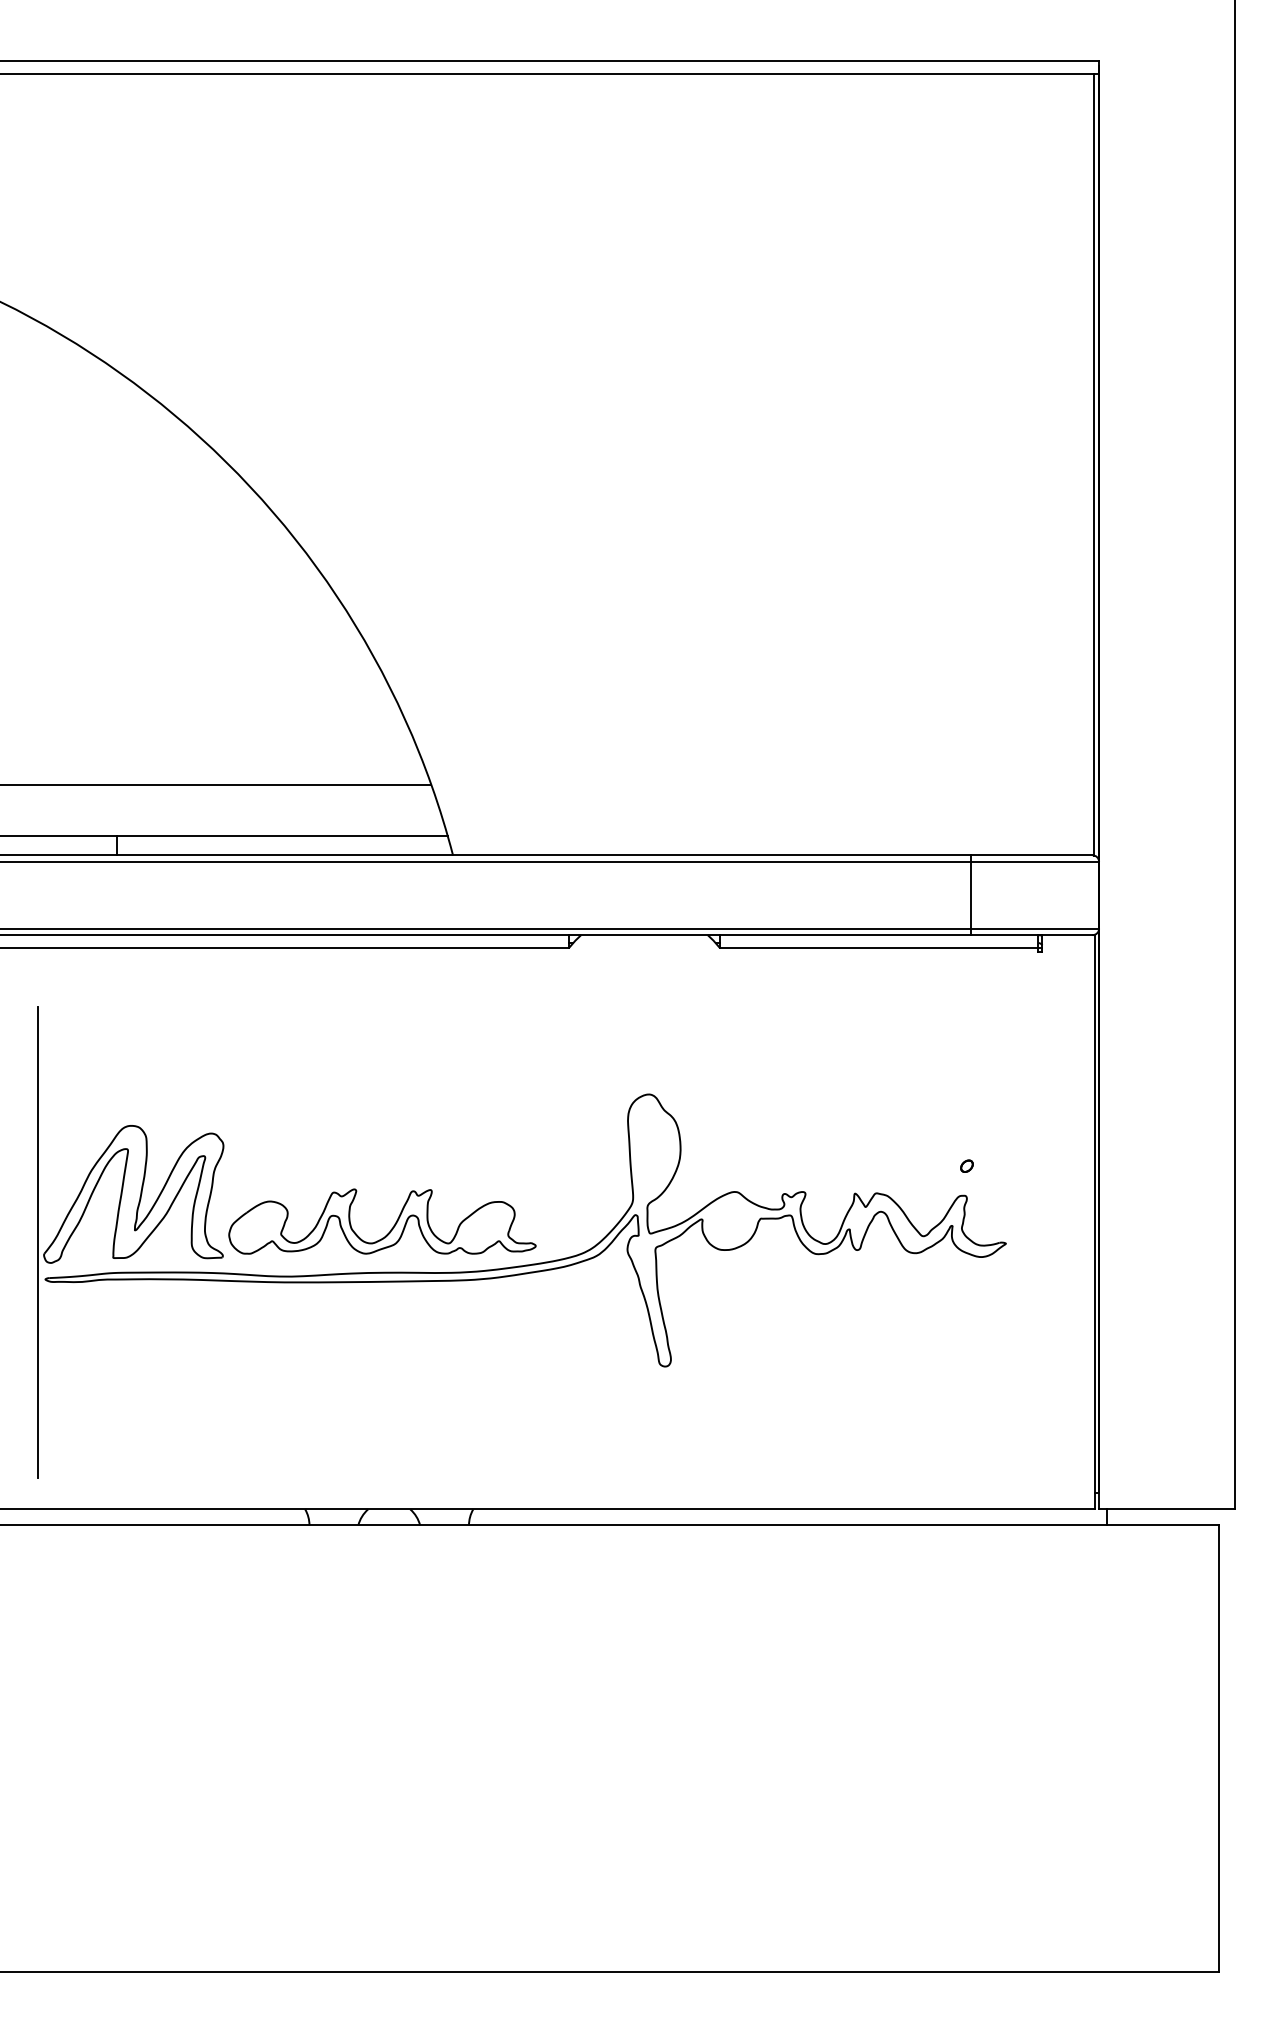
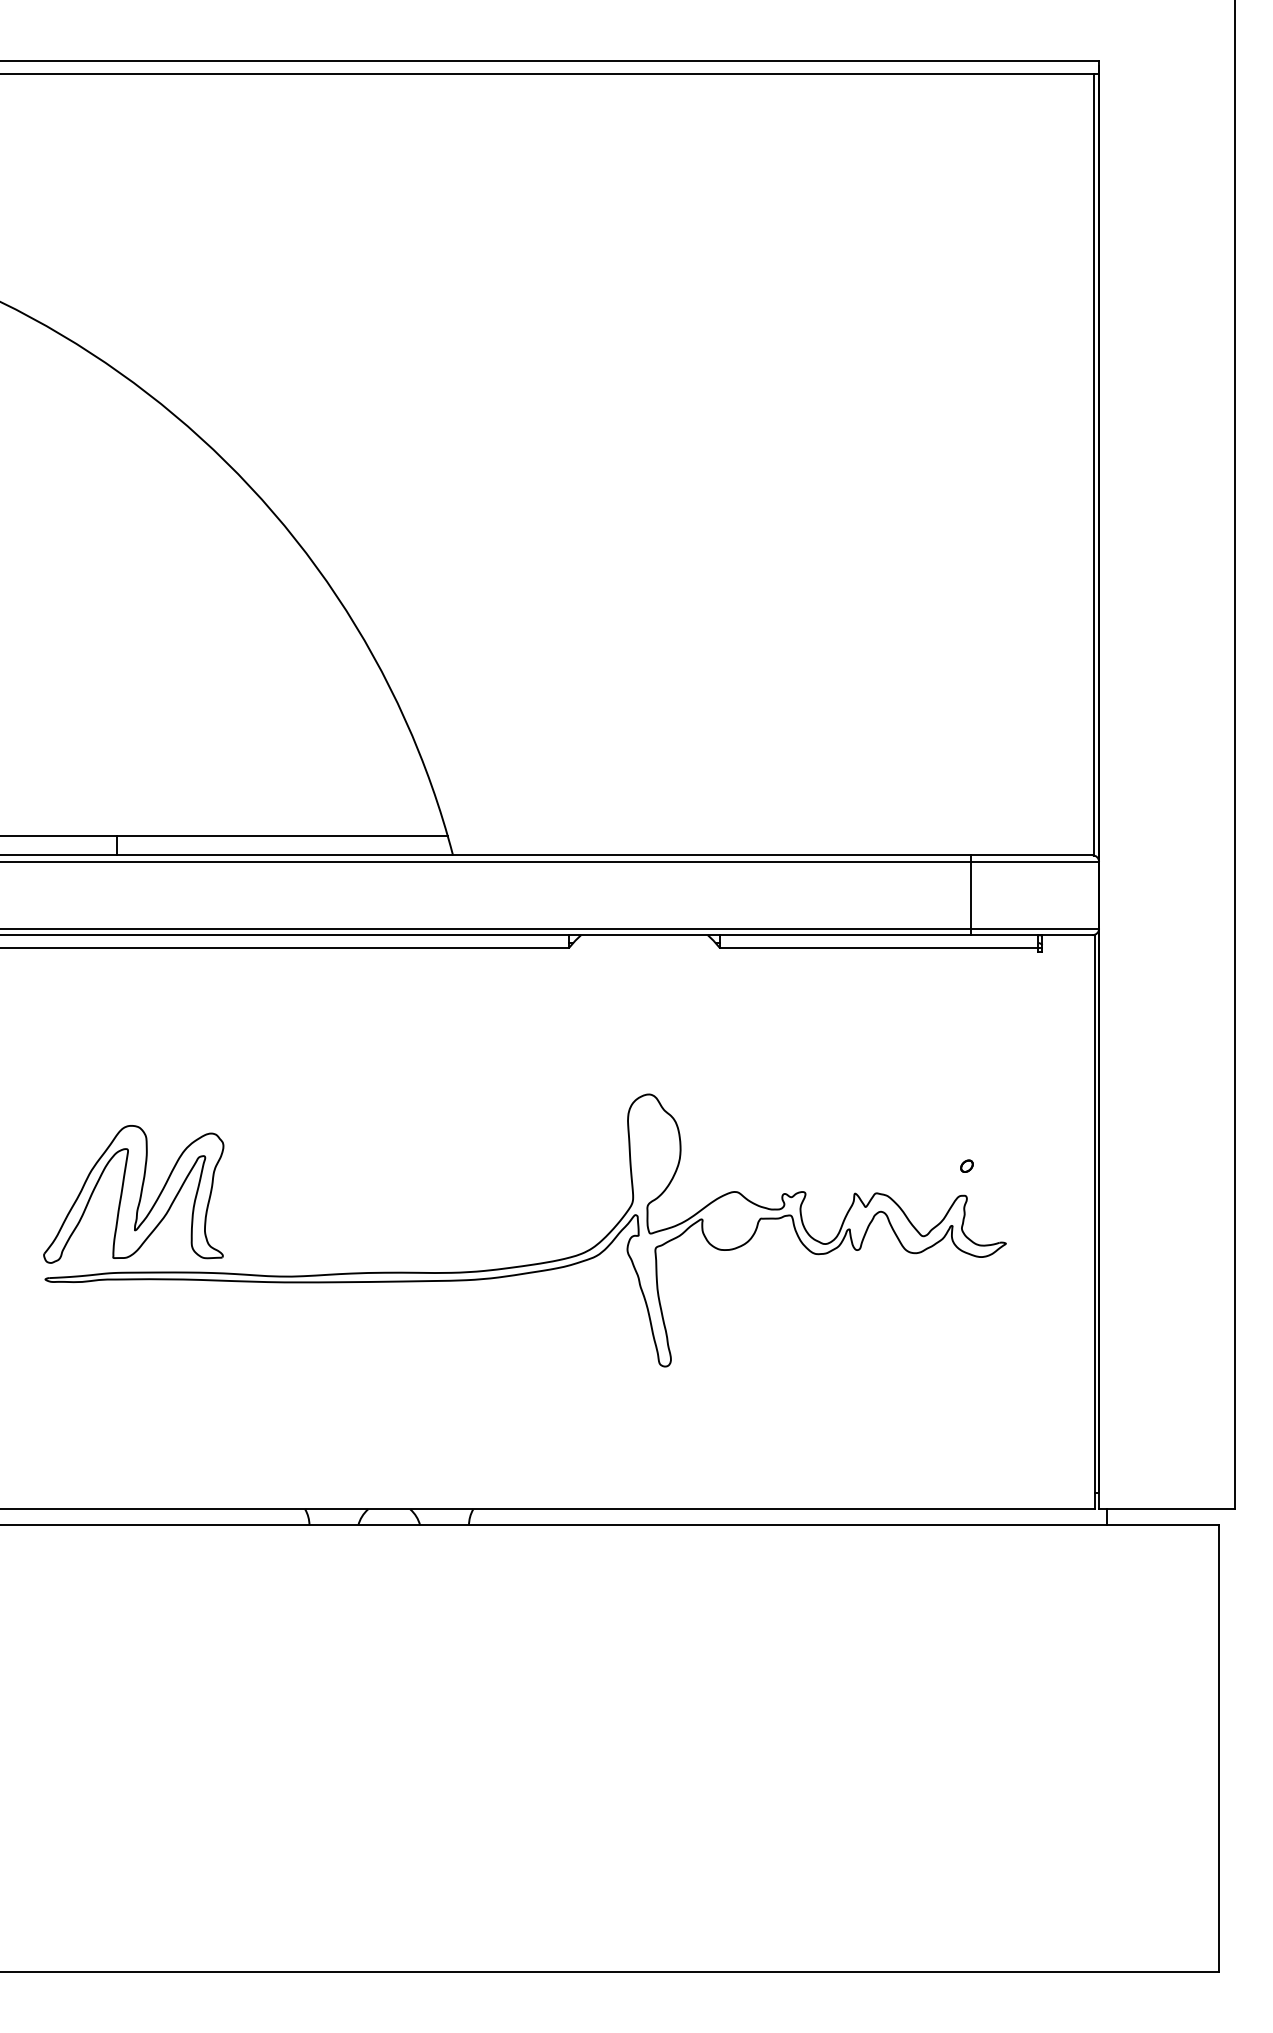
line: present -> none (216, 784)
part: present -> none (390, 1229)
line: present -> none (38, 1241)
